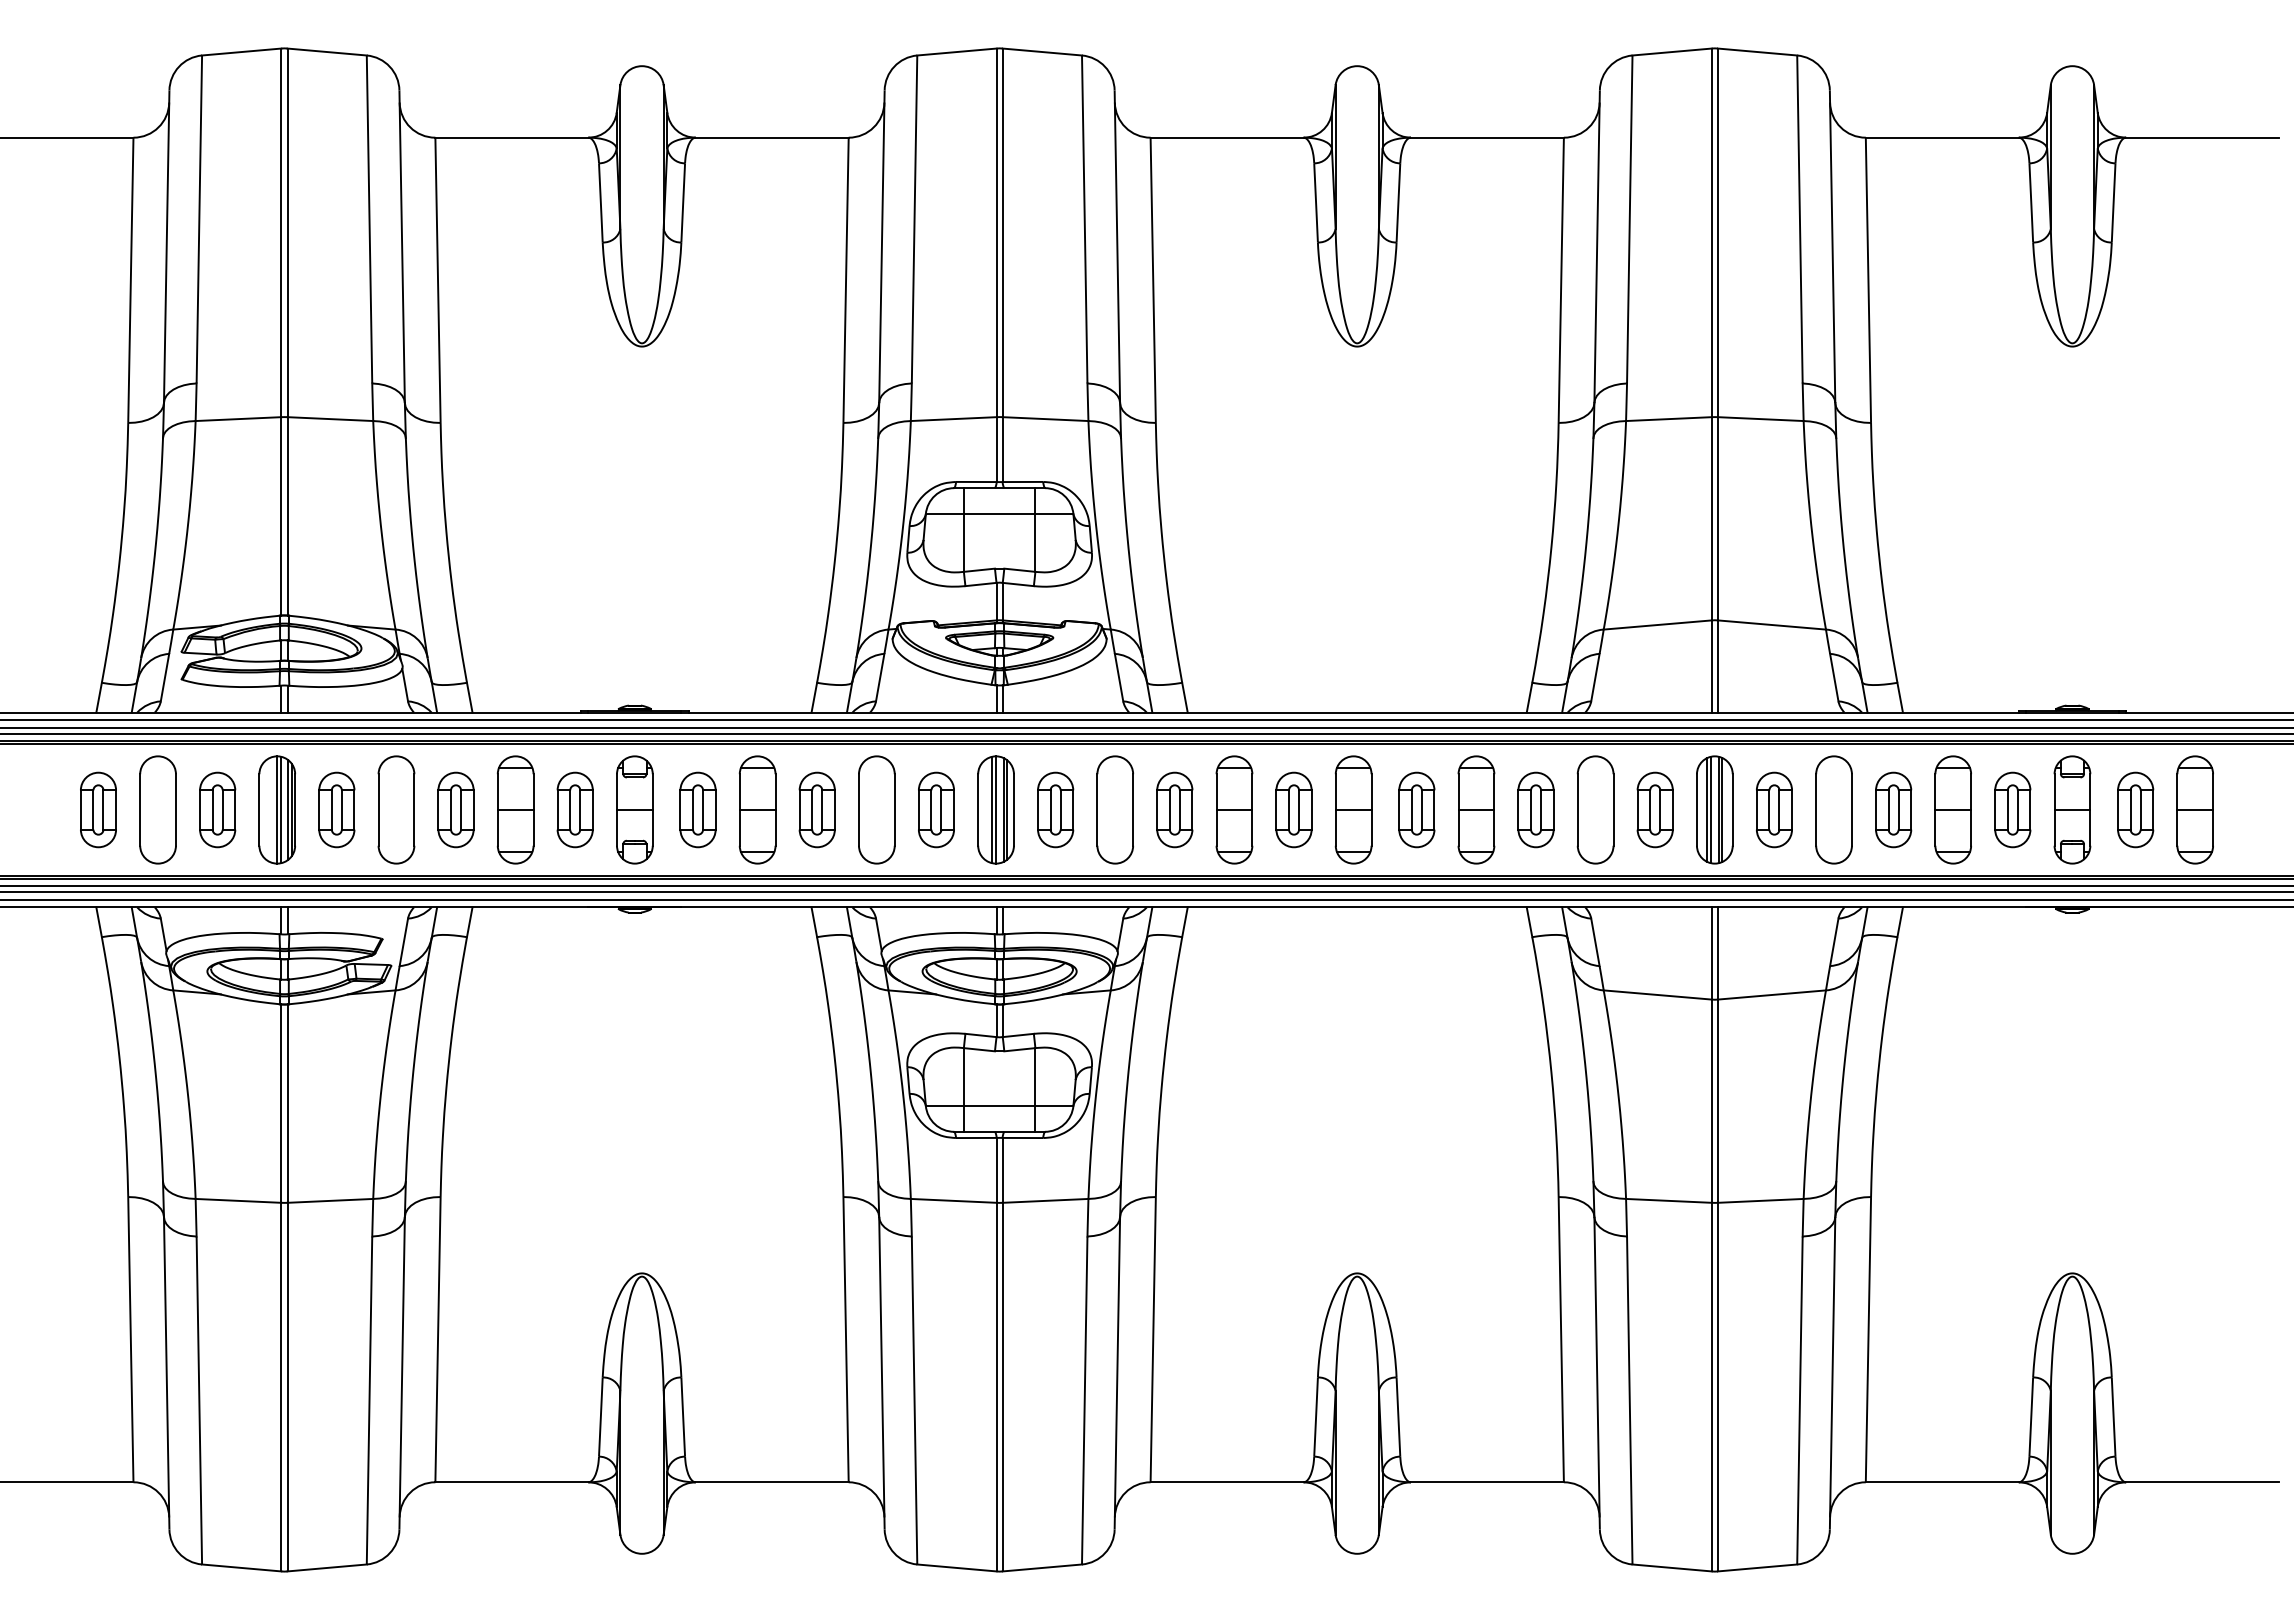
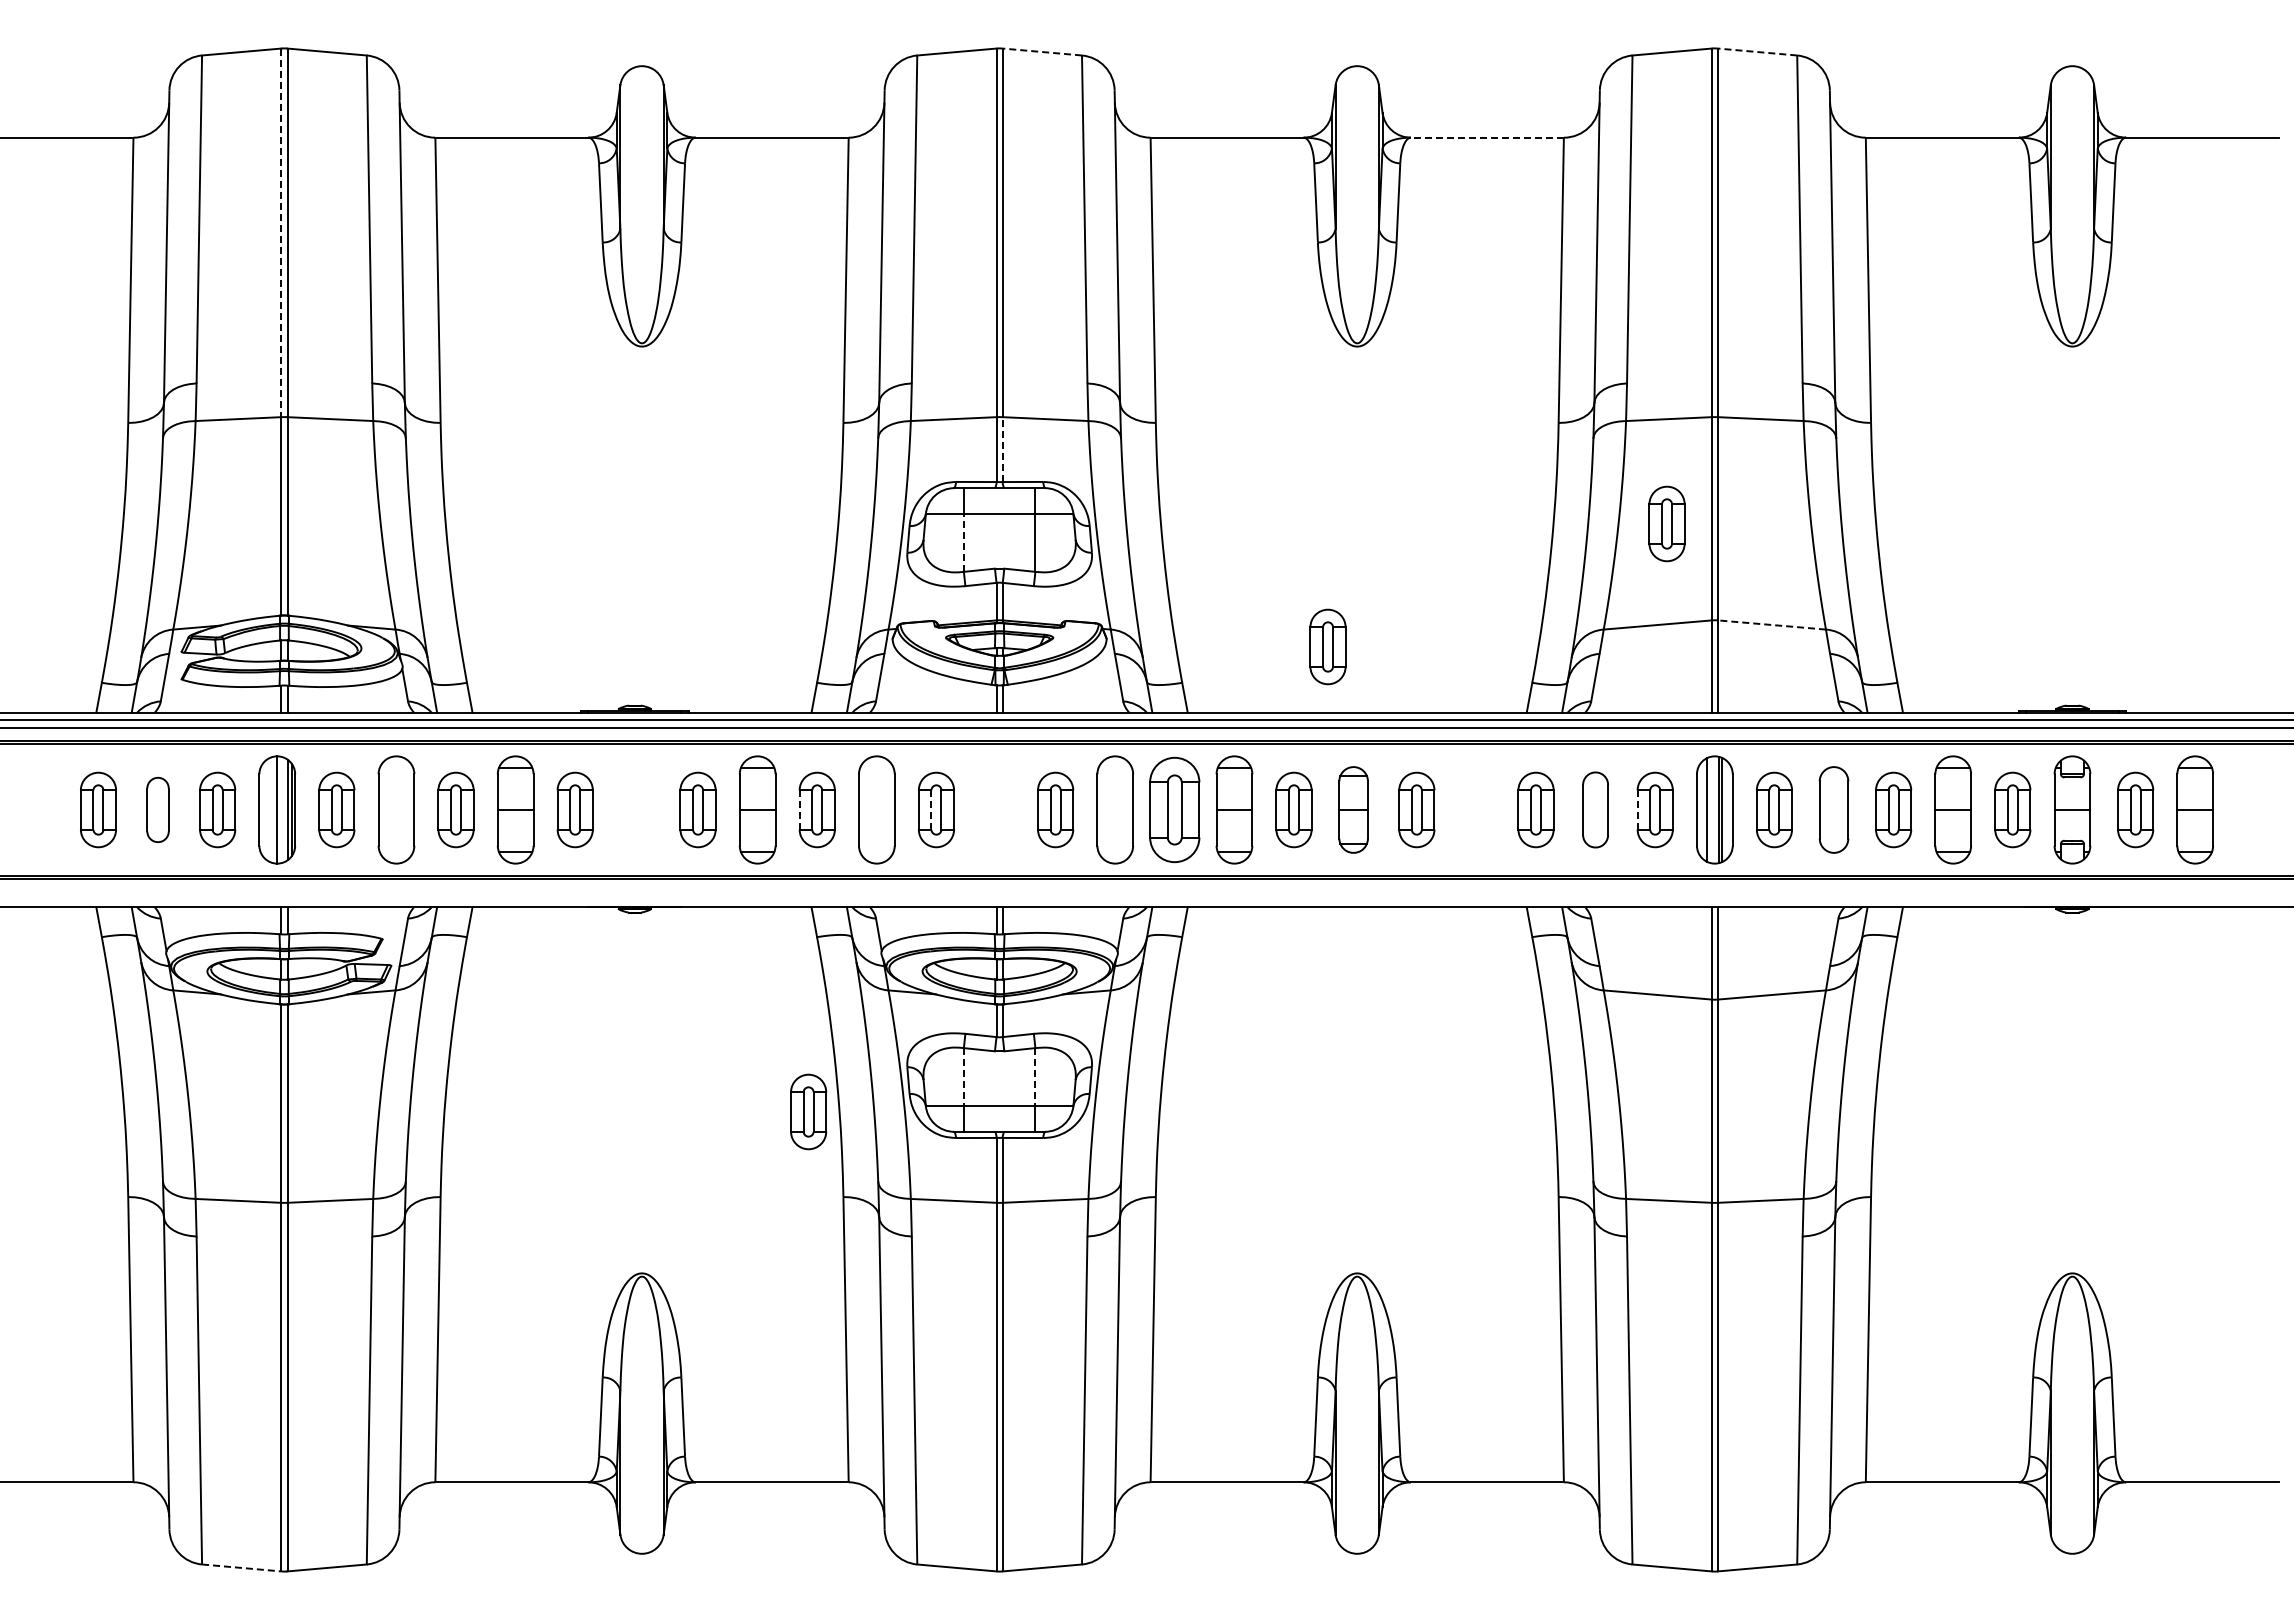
line: solid -> dashed (1042, 52)
line: solid -> dashed (1757, 52)
line: solid -> dashed (1486, 137)
line: solid -> dashed (281, 233)
line: solid -> dashed (1002, 449)
part: none -> present (1666, 523)
line: solid -> dashed (963, 543)
line: solid -> dashed (1771, 624)
part: none -> present (1327, 646)
line: present -> none (1146, 733)
part size: 38x110 px -> 24x68 px (157, 809)
line: present -> none (280, 809)
part: present -> none (634, 809)
part: present -> none (995, 809)
part size: 38x78 px -> 52x108 px (1174, 809)
part size: 39x110 px -> 31x88 px (1353, 809)
part: present -> none (1476, 809)
part size: 39x110 px -> 27x78 px (1595, 809)
line: present -> none (1710, 809)
part size: 38x110 px -> 32x88 px (1833, 809)
line: solid -> dashed (799, 810)
line: solid -> dashed (931, 810)
line: solid -> dashed (1637, 810)
line: present -> none (1146, 886)
line: present -> none (1146, 892)
line: present -> none (1146, 900)
line: solid -> dashed (963, 1076)
line: solid -> dashed (1035, 1076)
part: none -> present (808, 1111)
line: solid -> dashed (241, 1567)
